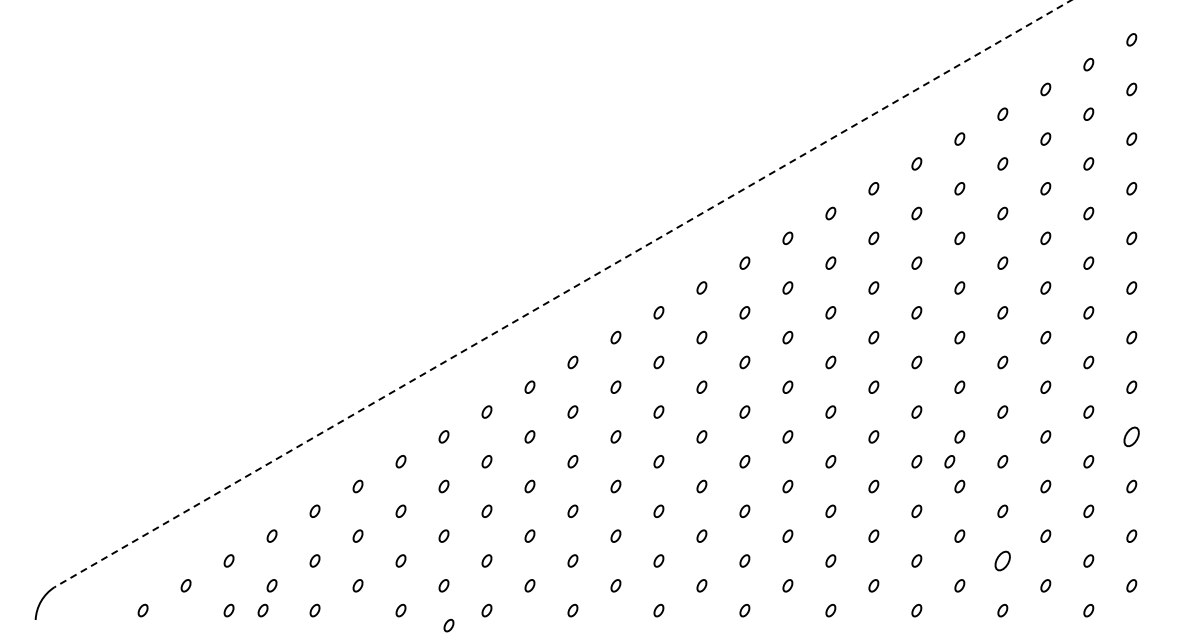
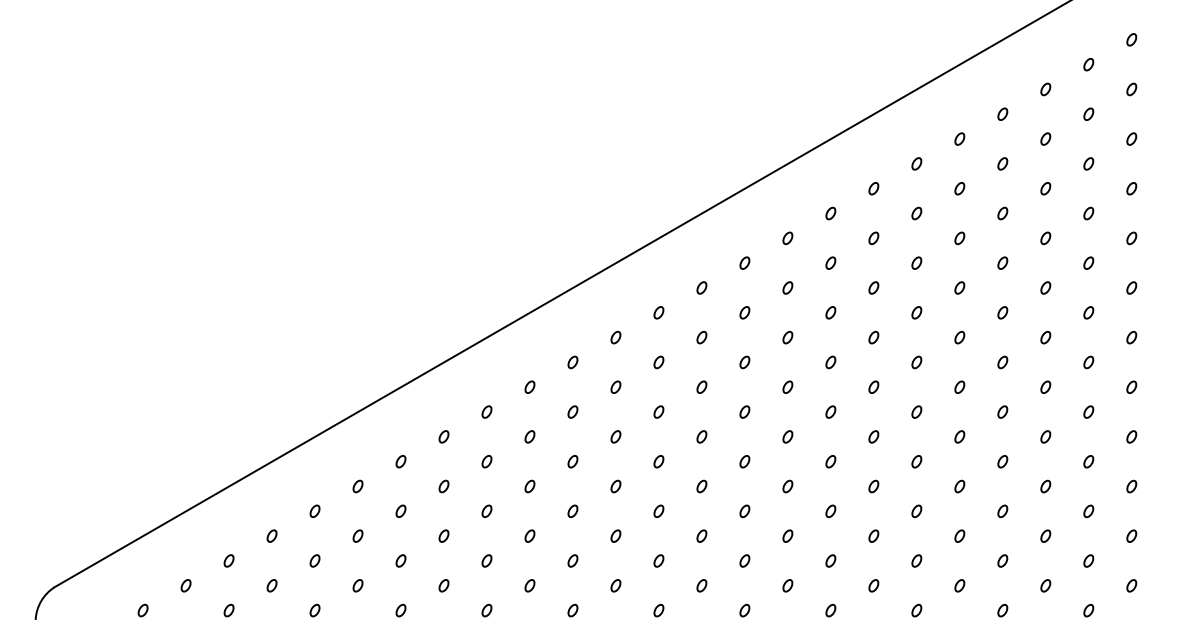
line: dashed -> solid (562, 293)
part size: 17x22 px -> 12x14 px (1131, 436)
part: present -> none (949, 461)
part size: 17x22 px -> 12x14 px (1002, 560)
part: present -> none (262, 610)
part: present -> none (448, 625)
